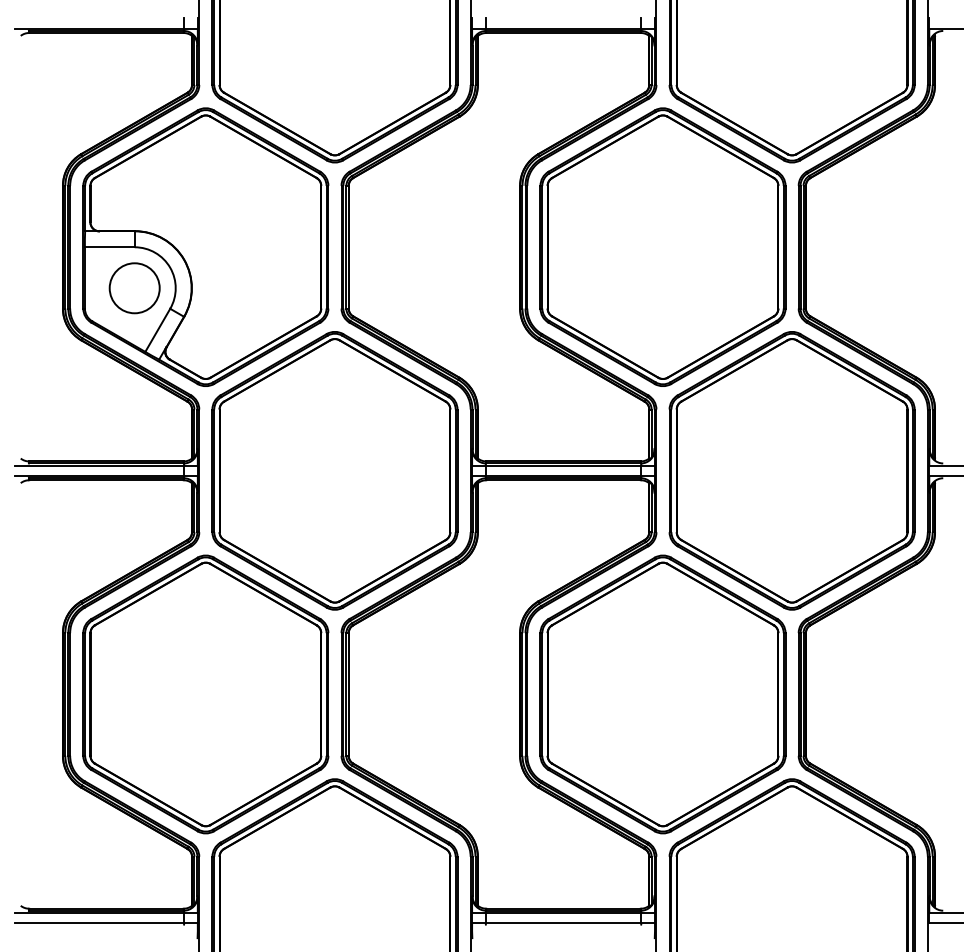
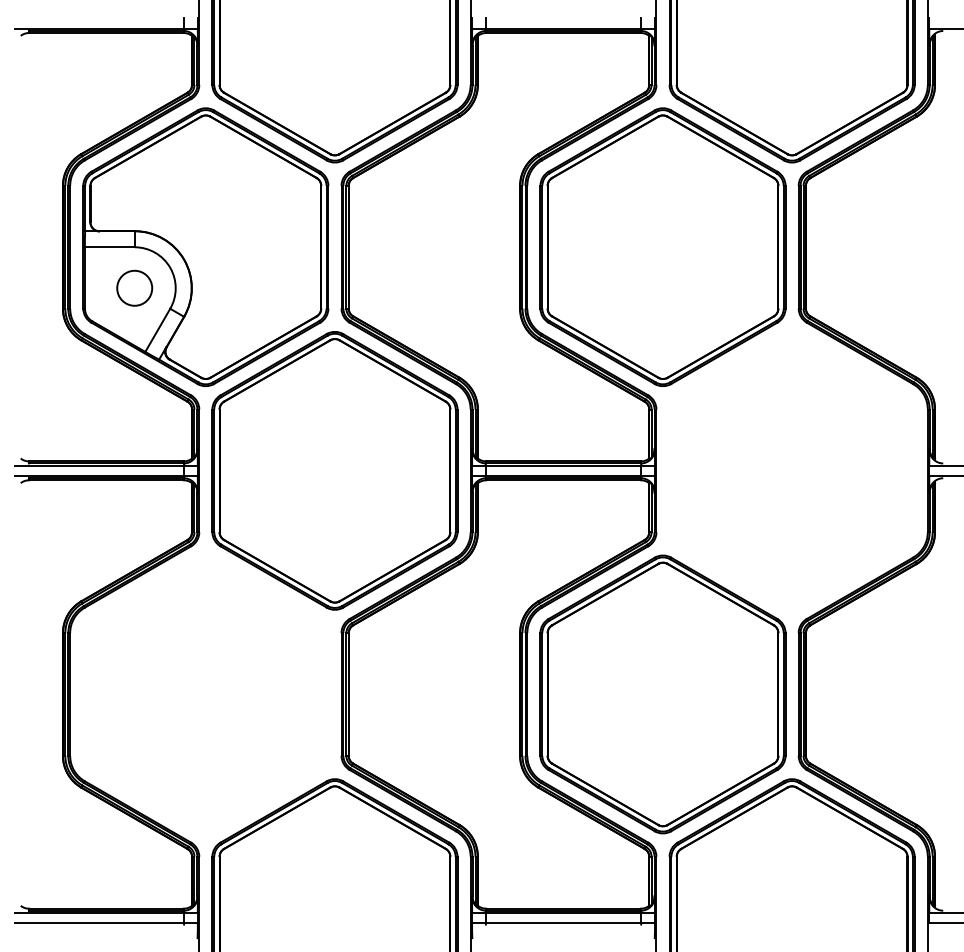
circle diameter: 50 px -> 35 px (134, 287)
part: present -> none (791, 470)
part: present -> none (205, 694)
